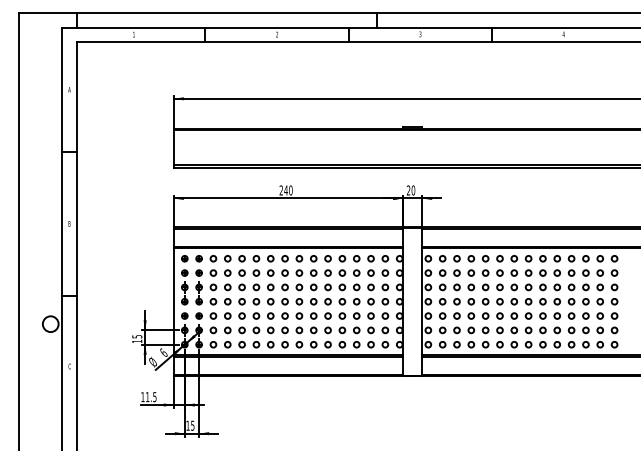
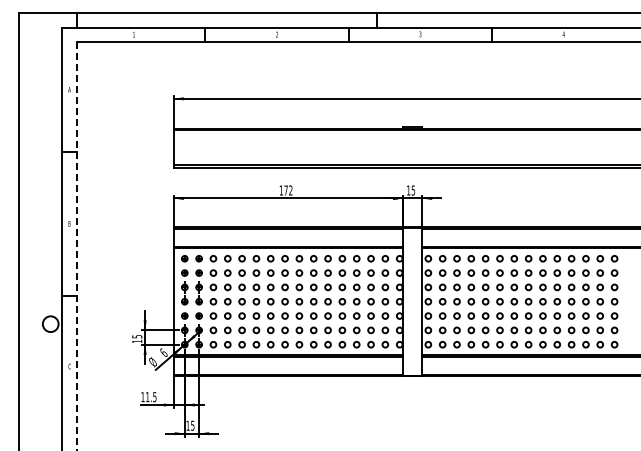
text: 240 -> 172 (285, 190)
text: 20 -> 15 (410, 190)
line: solid -> dashed (76, 246)
